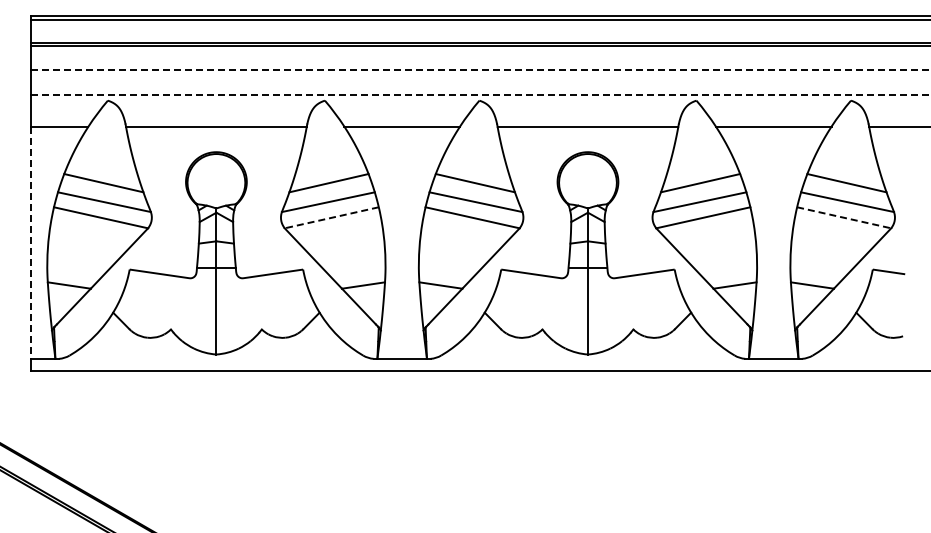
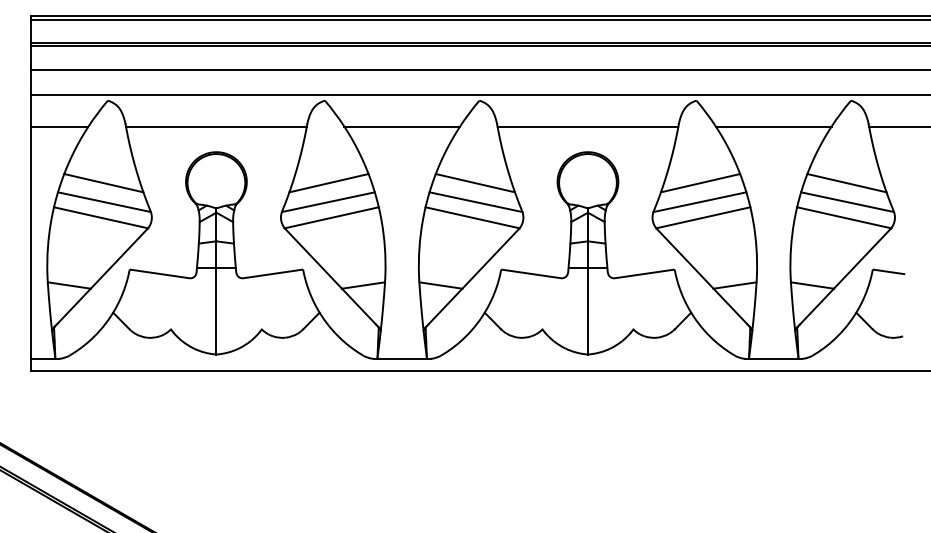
line: dashed -> solid (480, 69)
line: dashed -> solid (480, 94)
line: dashed -> solid (331, 217)
line: dashed -> solid (844, 217)
line: dashed -> solid (30, 243)
